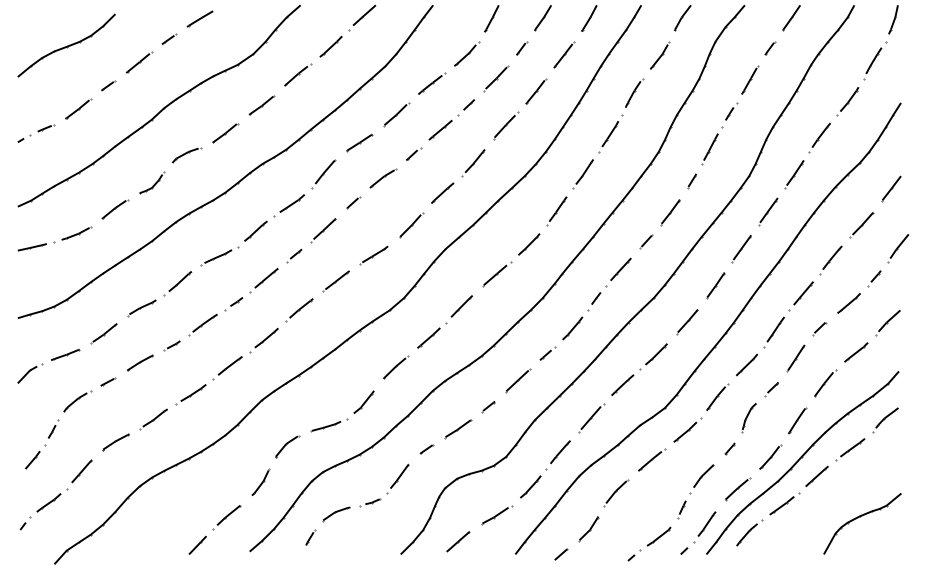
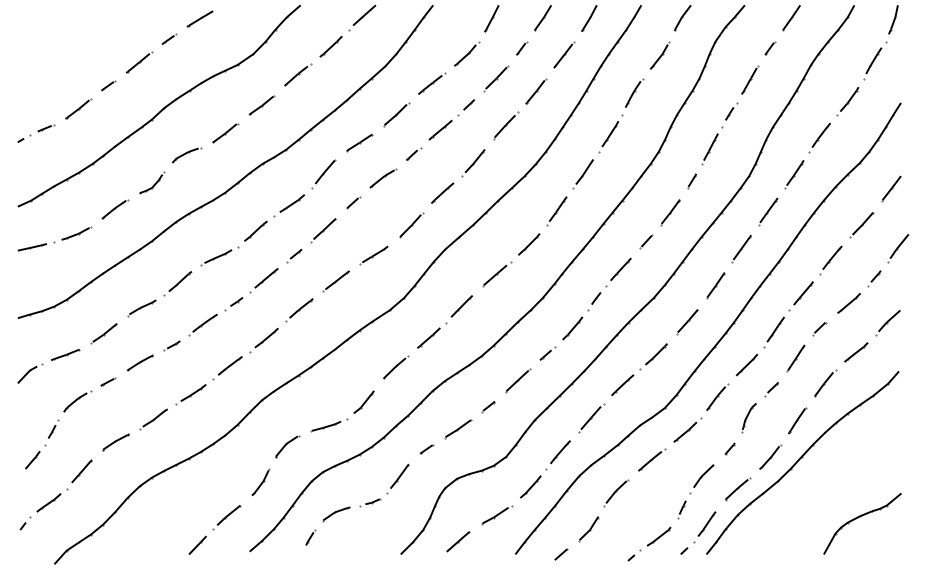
part: present -> none (66, 45)
part: present -> none (817, 476)
